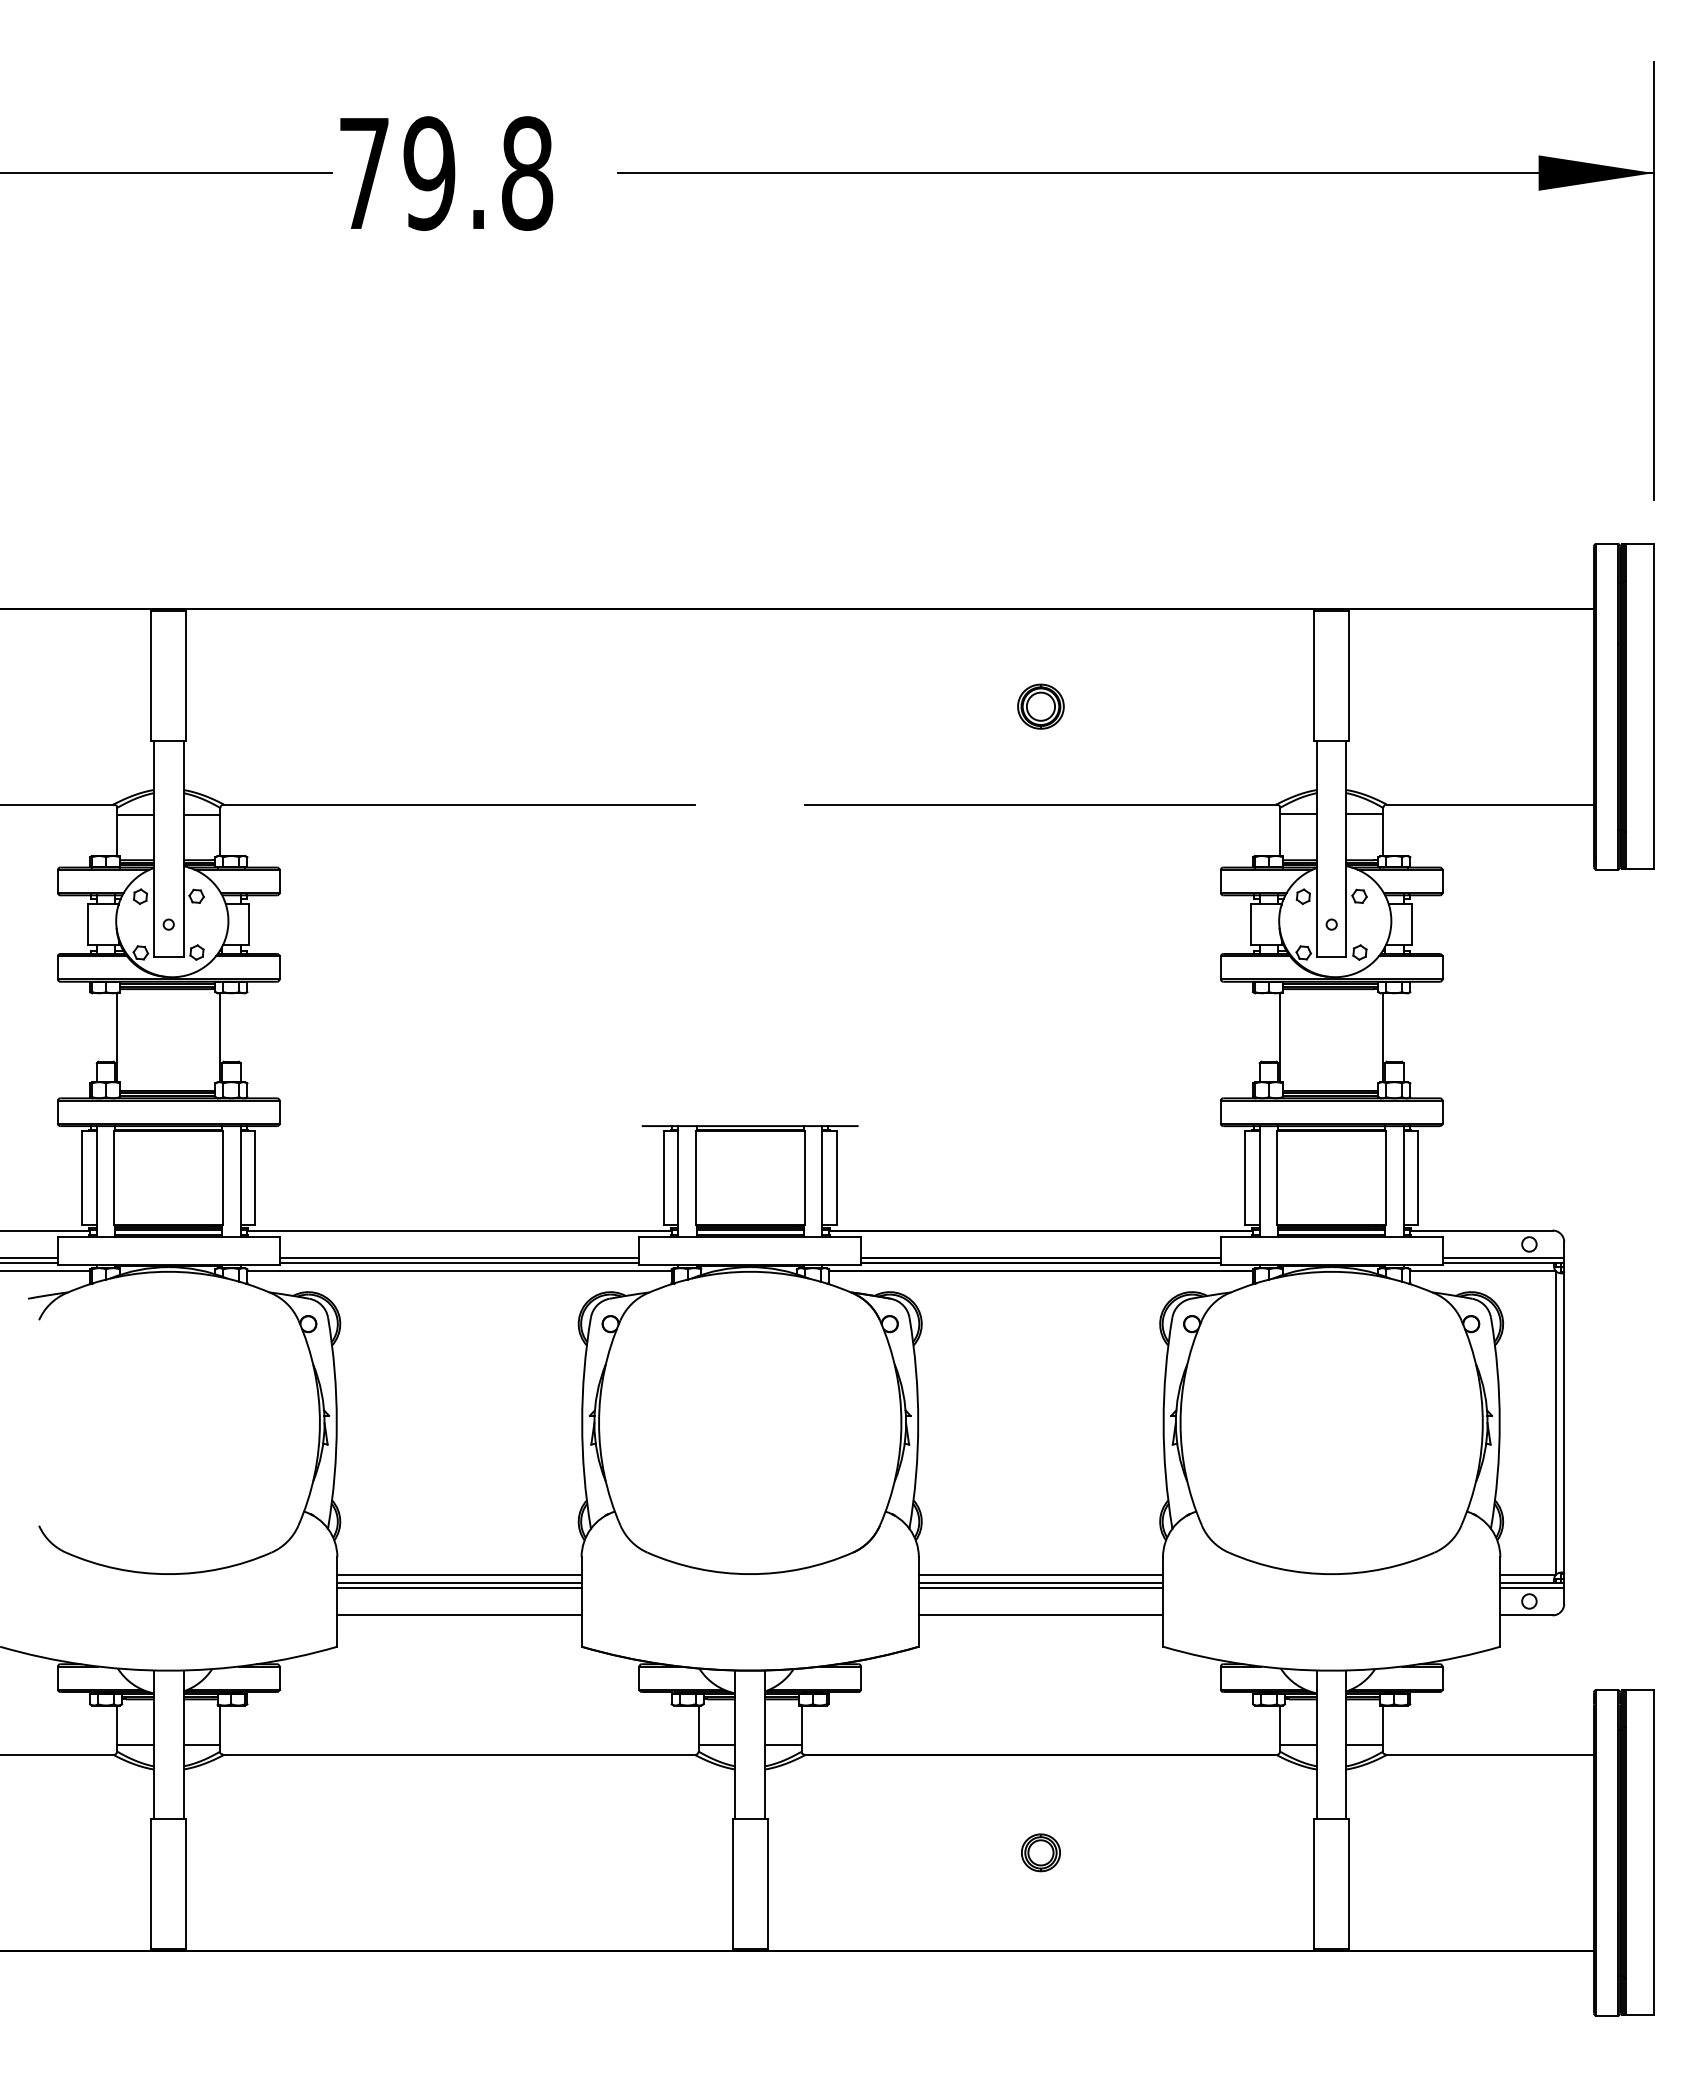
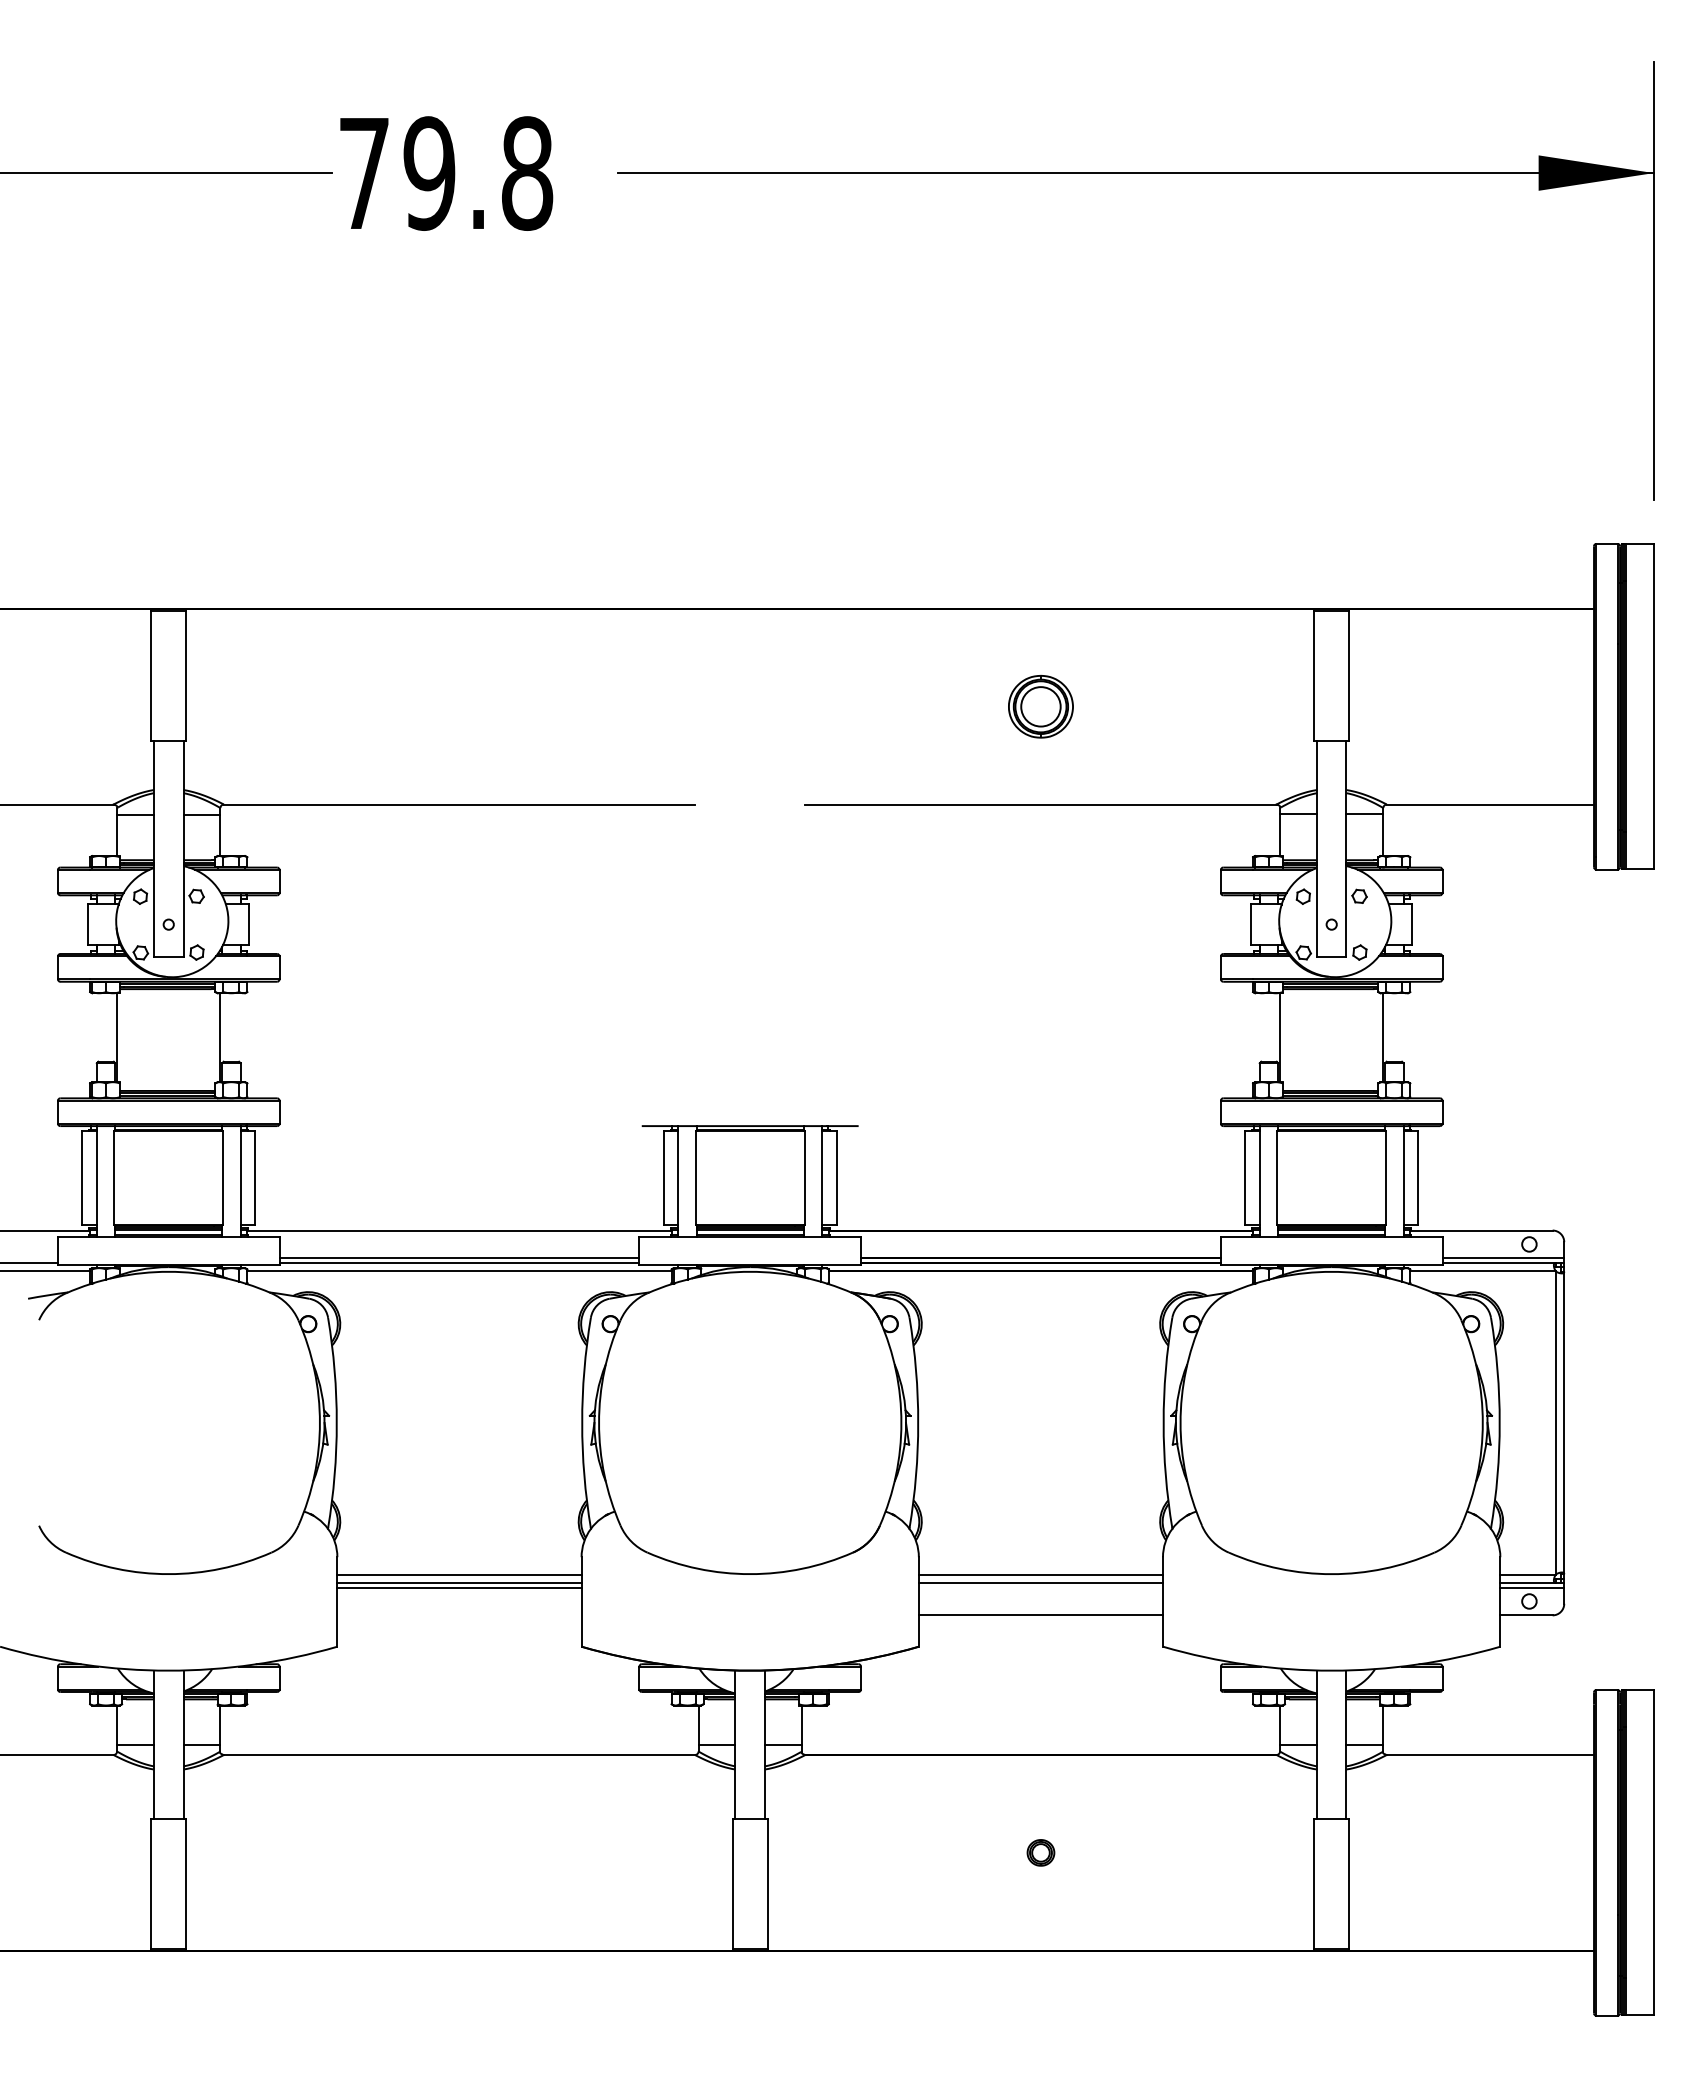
part size: 48x47 px -> 66x64 px (1040, 706)
line: present -> none (29, 1258)
line: present -> none (1040, 1587)
line: present -> none (459, 1615)
part size: 40x40 px -> 30x28 px (1040, 1852)
